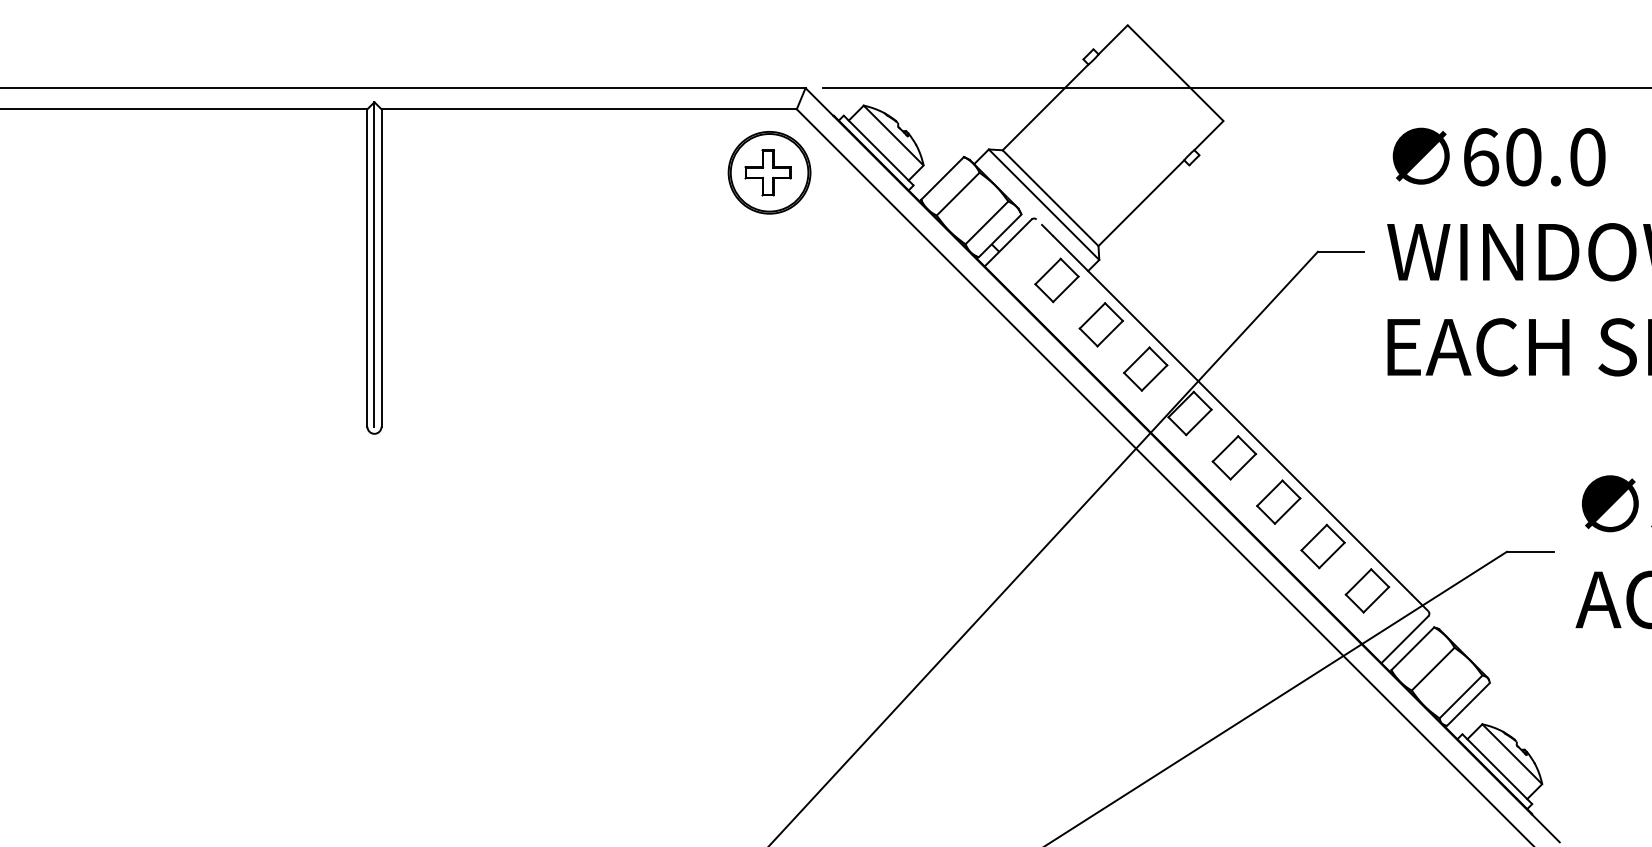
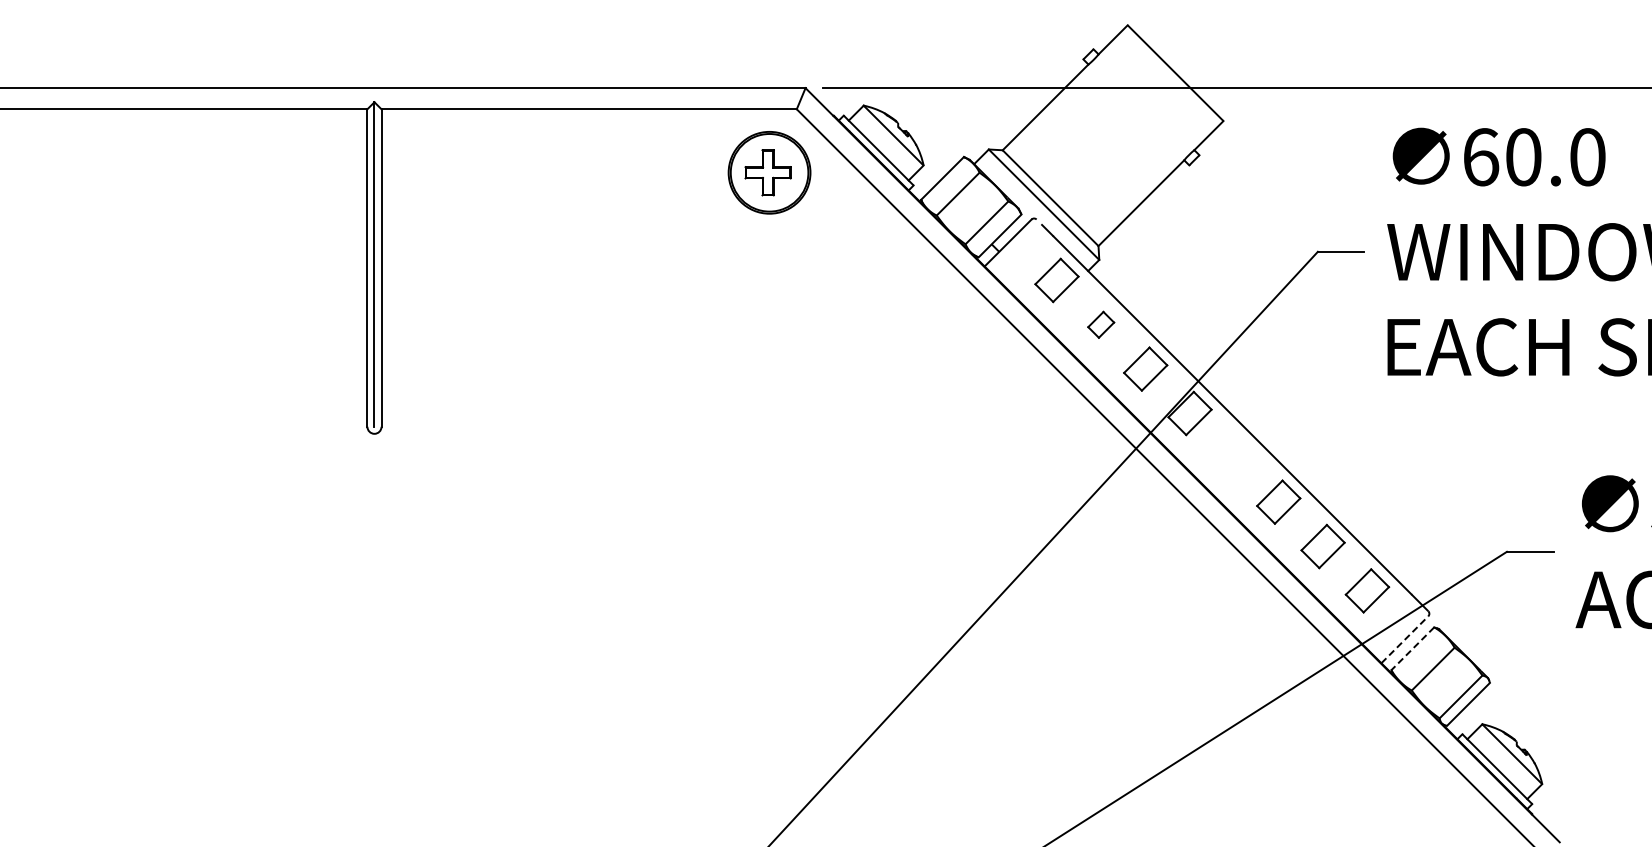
part size: 46x46 px -> 29x29 px (1101, 324)
part: present -> none (1233, 457)
line: solid -> dashed (1405, 639)
line: solid -> dashed (1412, 649)
